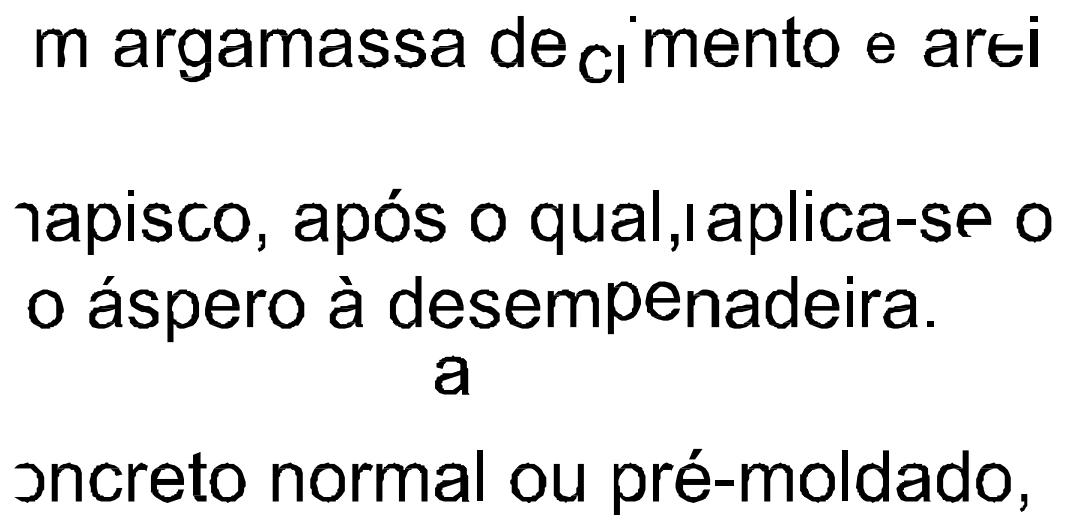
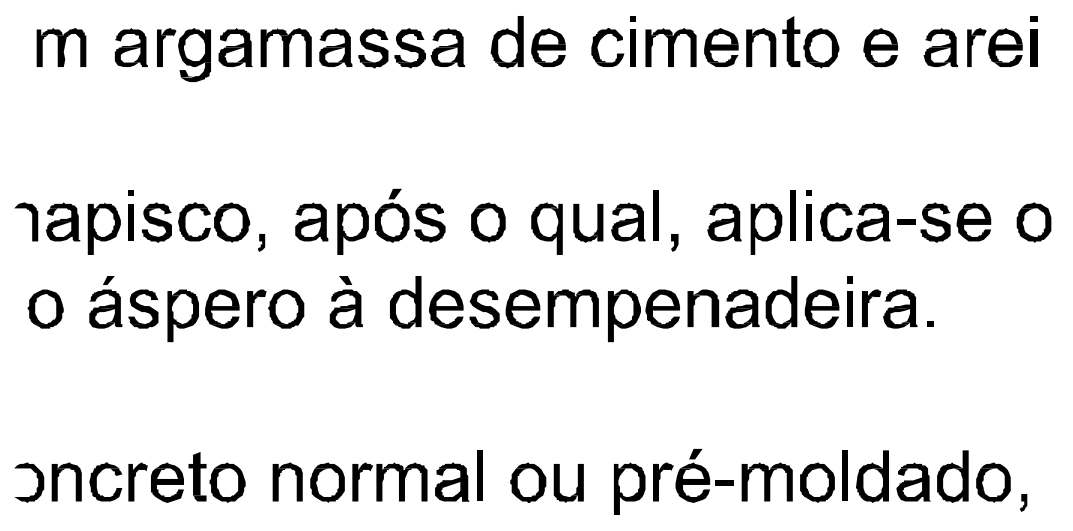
fill: none -> present (1008, 36)
part size: 29x32 px -> 35x39 px (880, 47)
part position: (605, 57) -> (617, 41) (617, 41)
fill: none -> present (203, 211)
part: present -> none (689, 222)
fill: none -> present (976, 235)
part position: (643, 307) -> (643, 315) (643, 315)
part: present -> none (452, 374)
